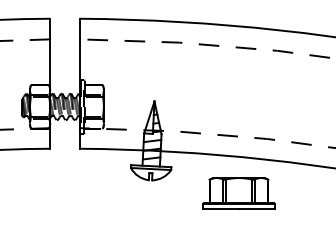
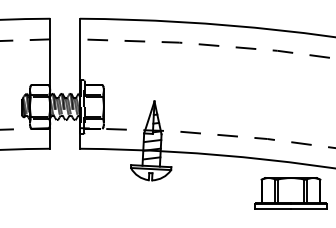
part position: (238, 193) -> (290, 193) (290, 193)
